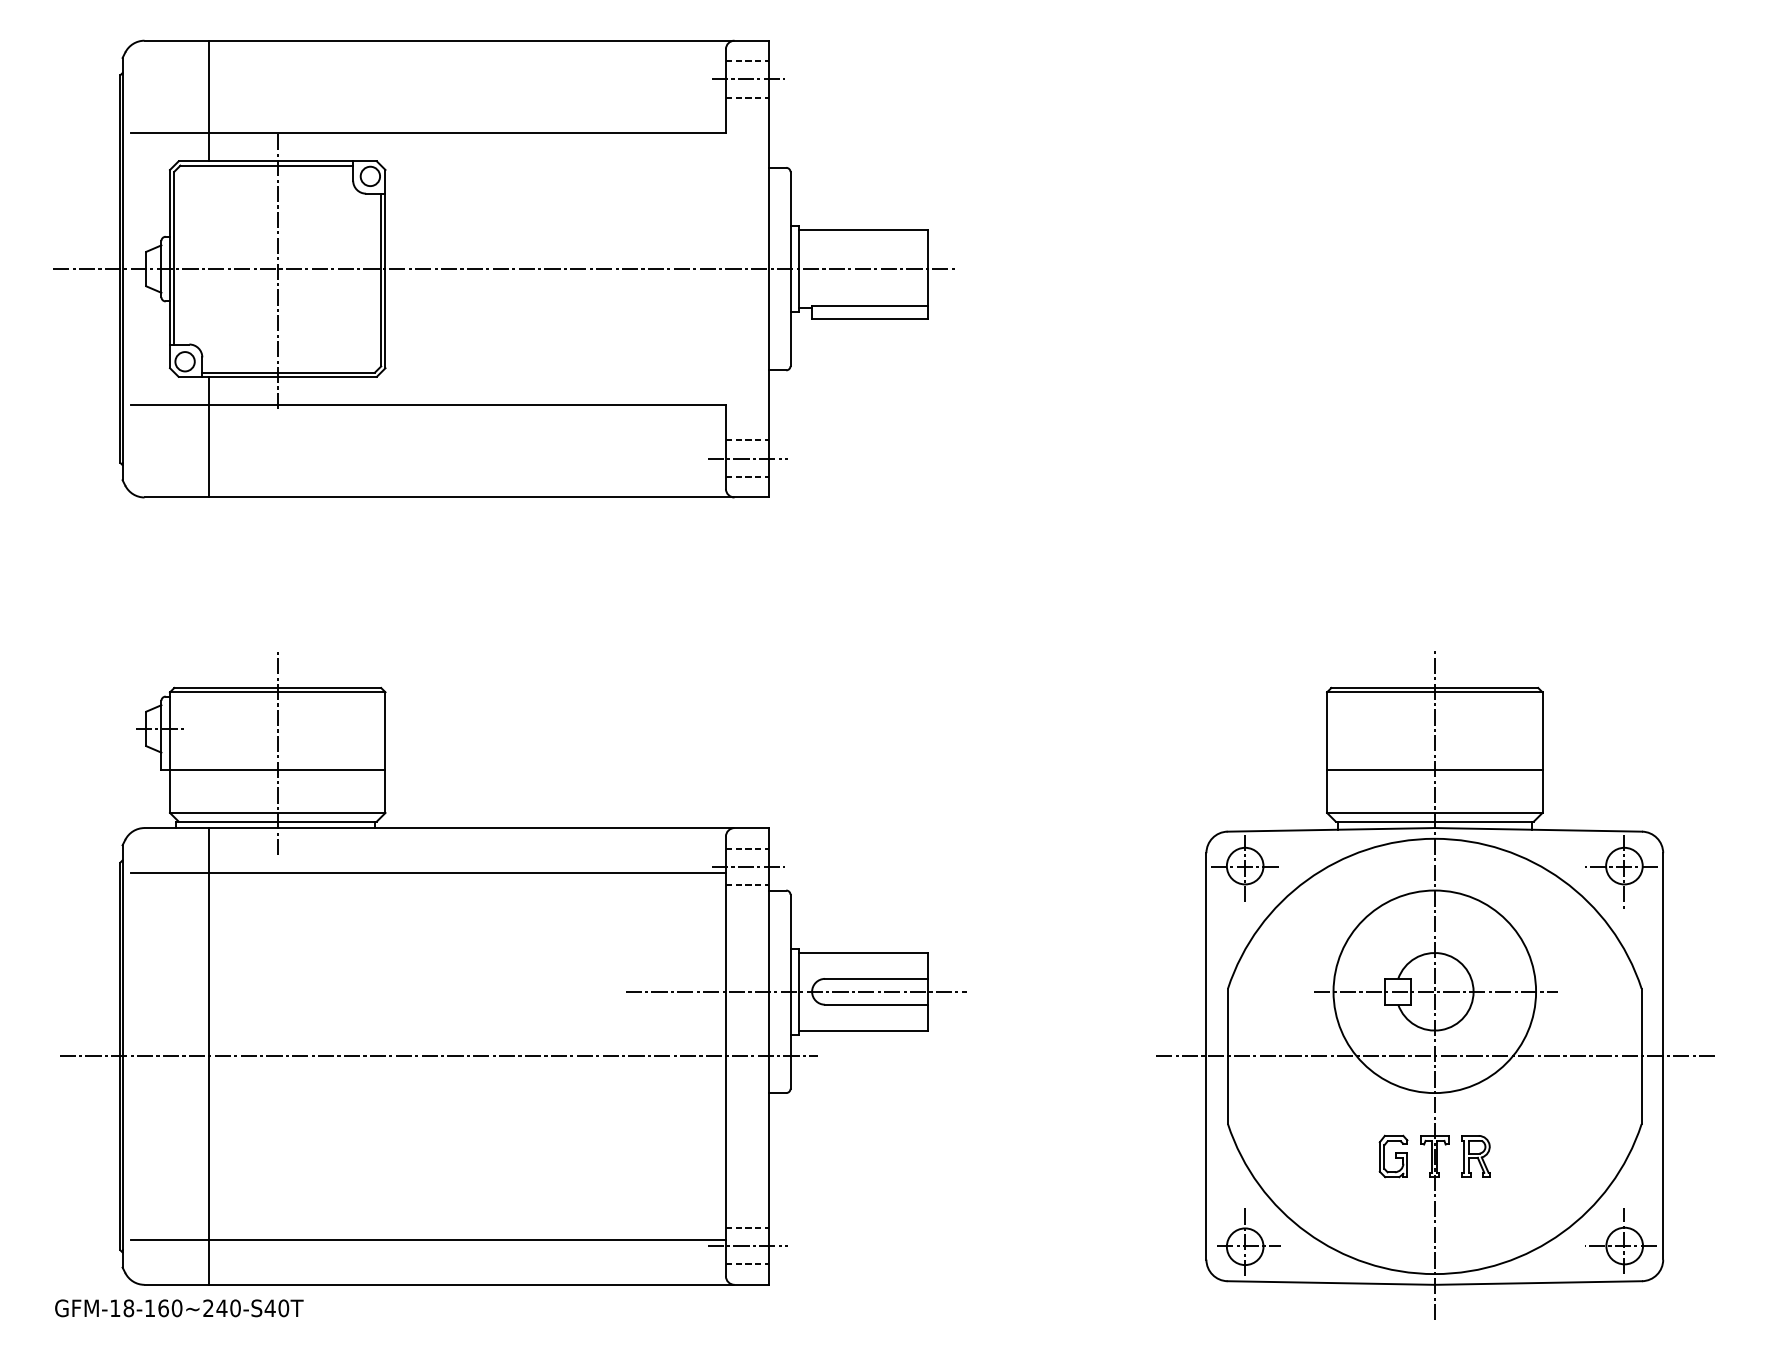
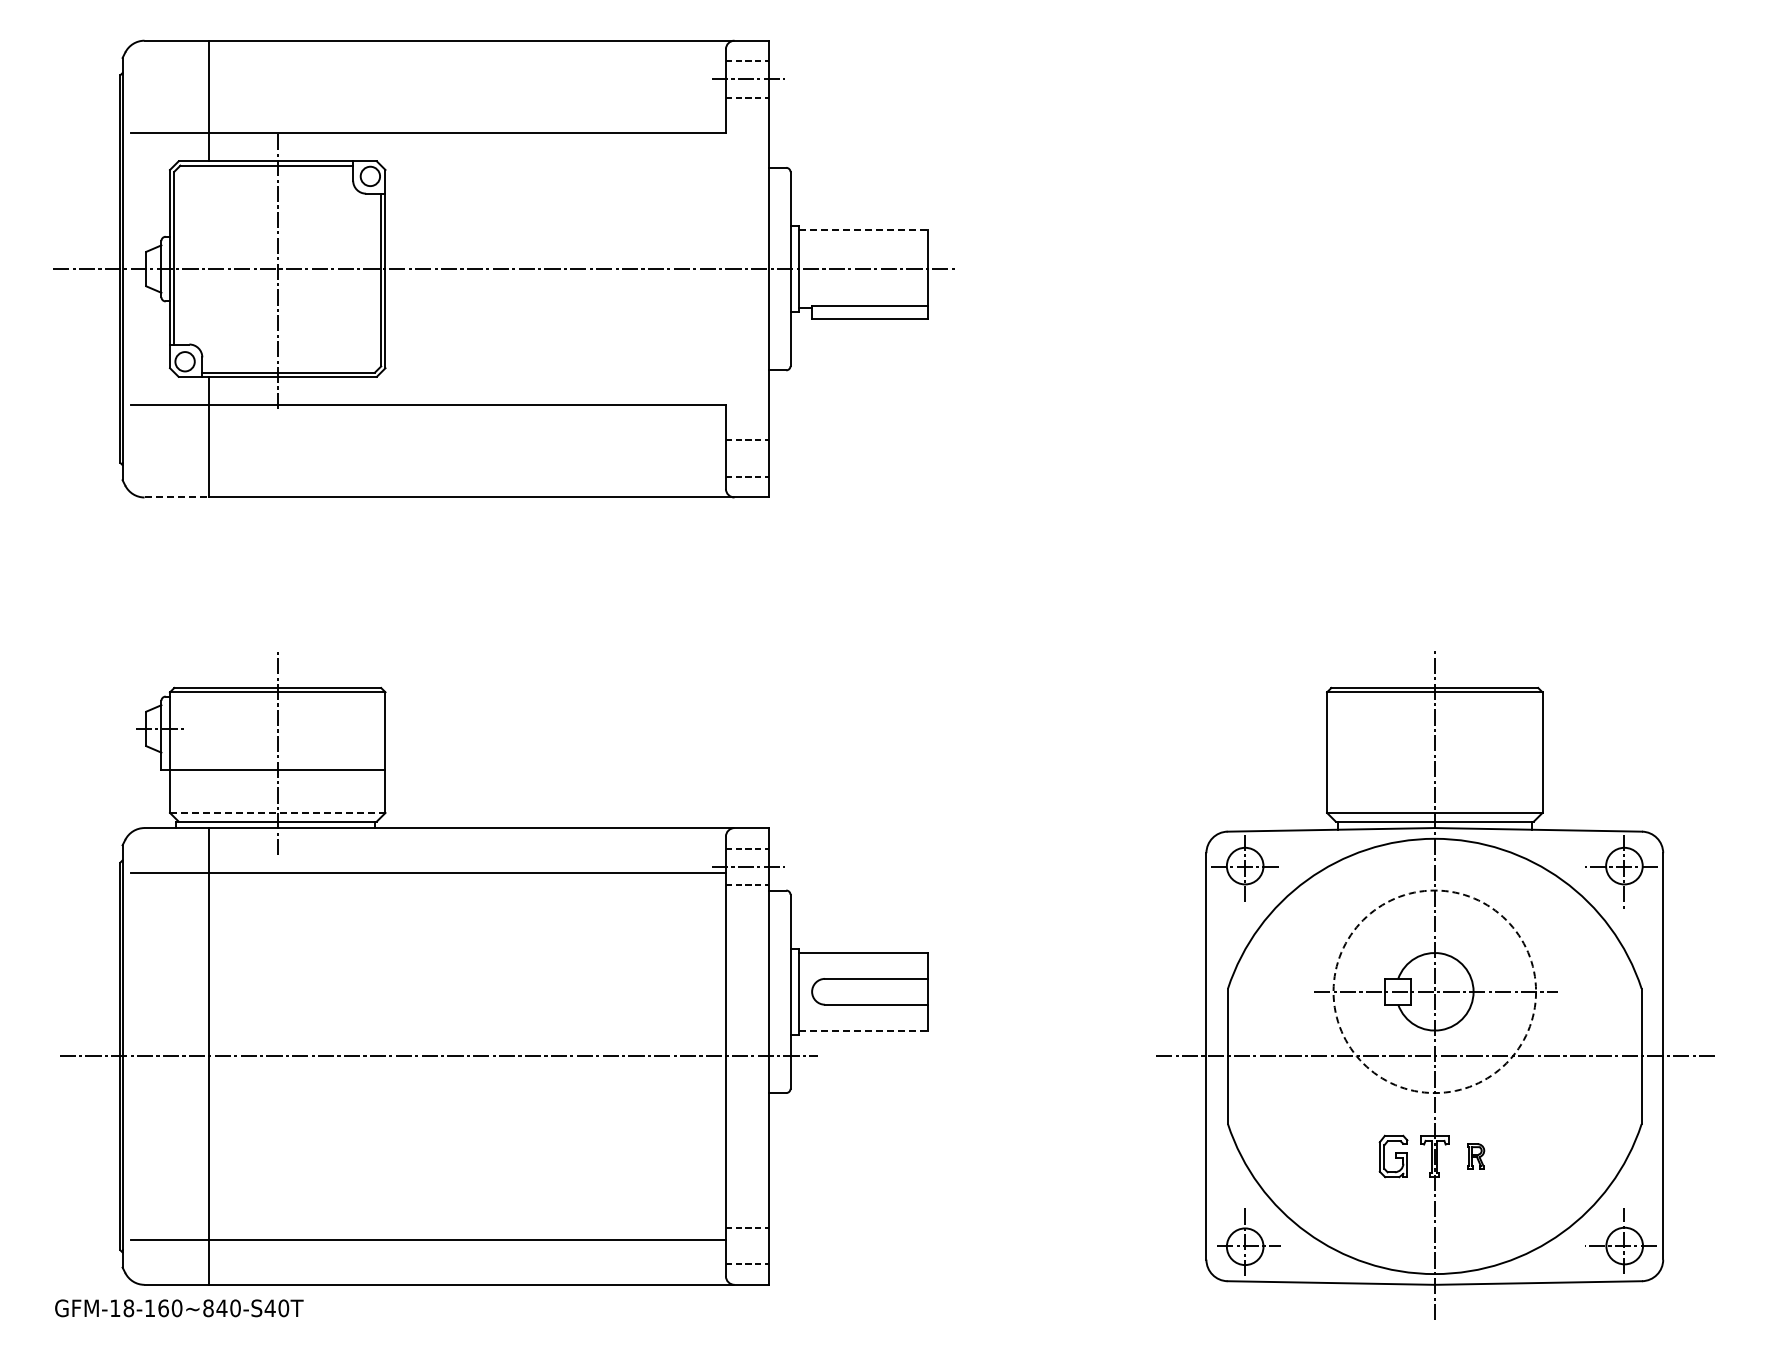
line: solid -> dashed (863, 230)
line: present -> none (747, 458)
line: solid -> dashed (177, 497)
line: present -> none (1434, 769)
line: solid -> dashed (277, 812)
line: present -> none (796, 991)
circle: solid -> dashed (1434, 991)
line: solid -> dashed (863, 1030)
part size: 30x43 px -> 19x27 px (1476, 1156)
line: present -> none (747, 1246)
text: GFM-18-160~240-S40T -> GFM-18-160~840-S40T (208, 1308)
